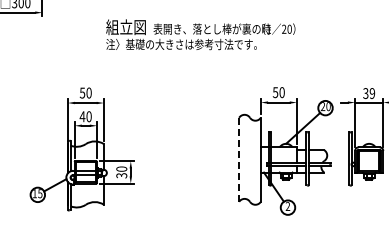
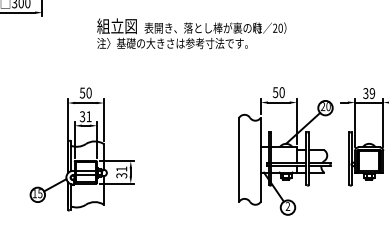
text position: (200, 34) -> (191, 33) (191, 33)
text: 40 -> 31 (85, 116)
line: dashed -> solid (239, 160)
text: 30 -> 31 (121, 168)
